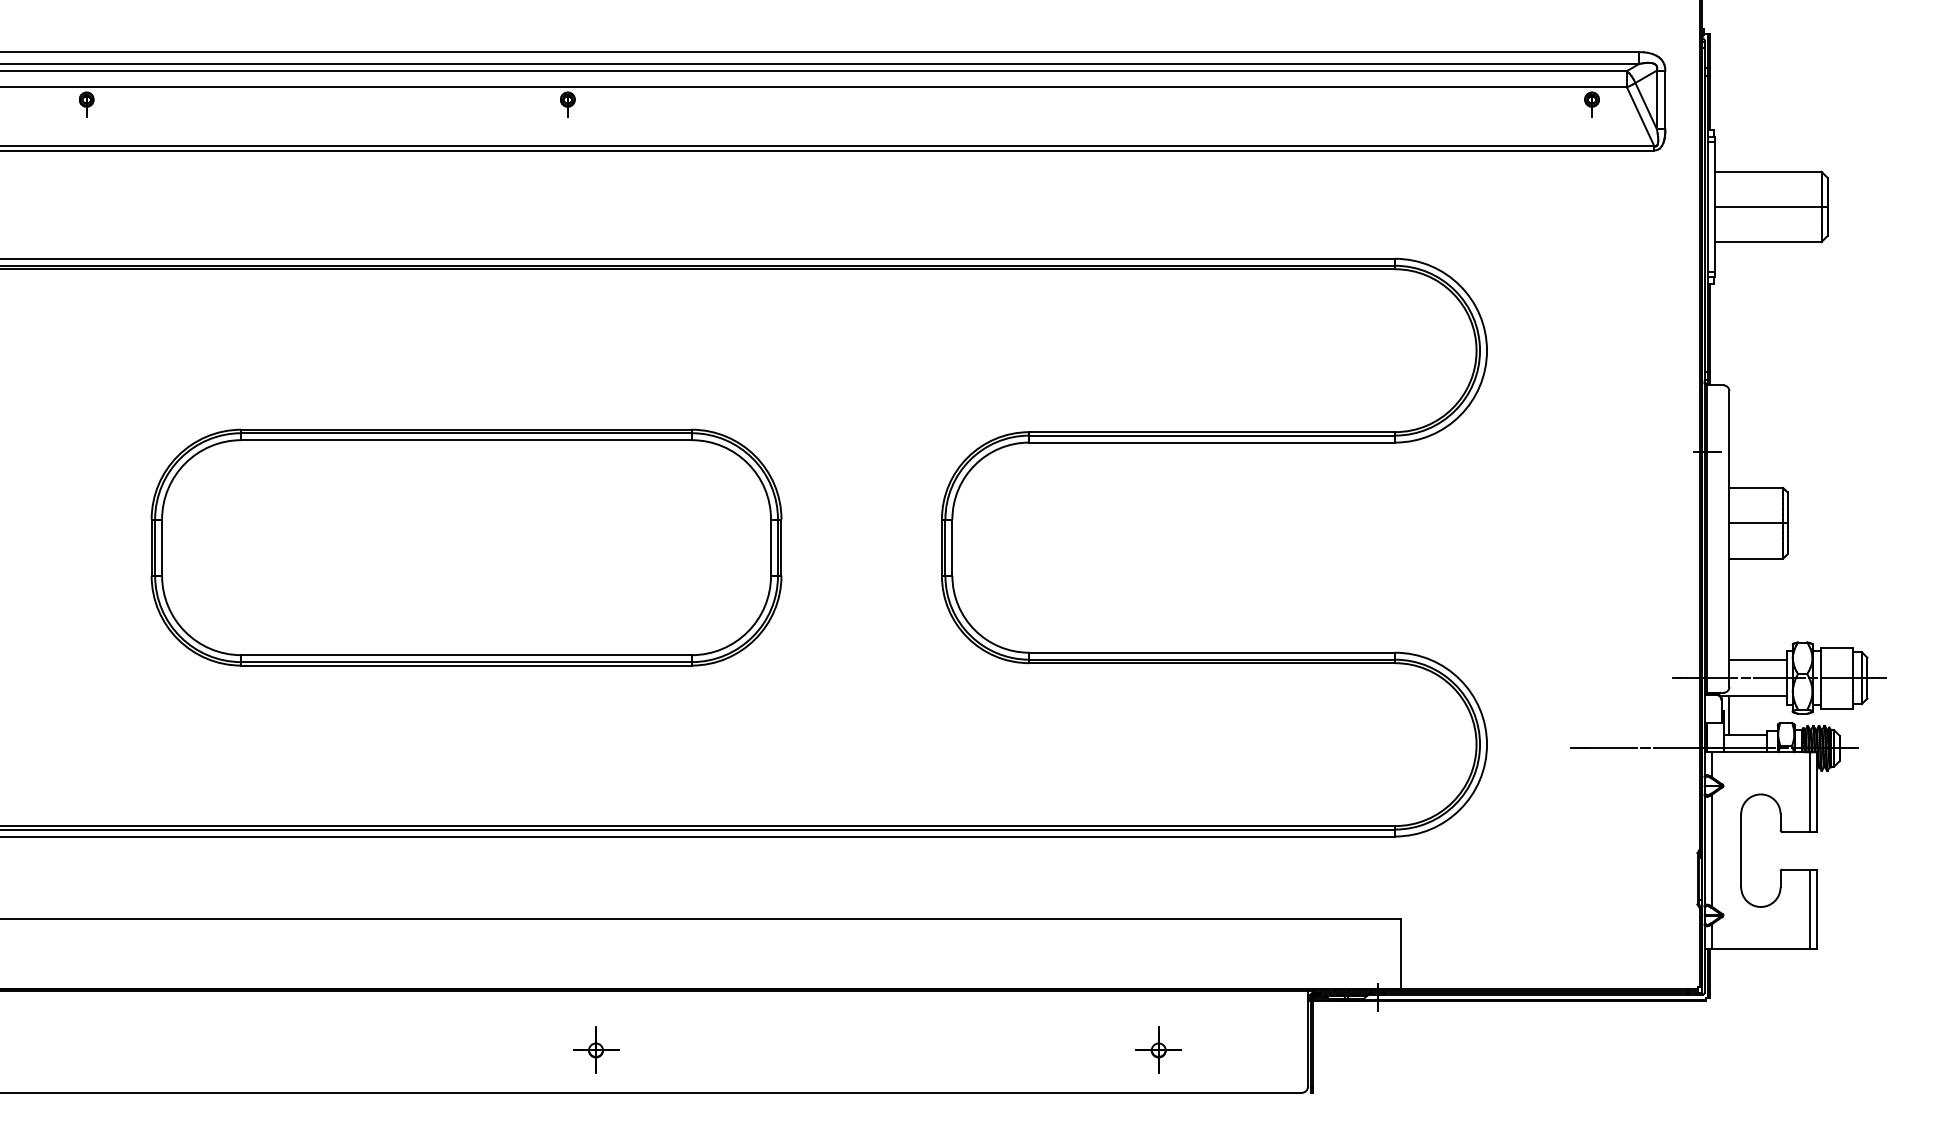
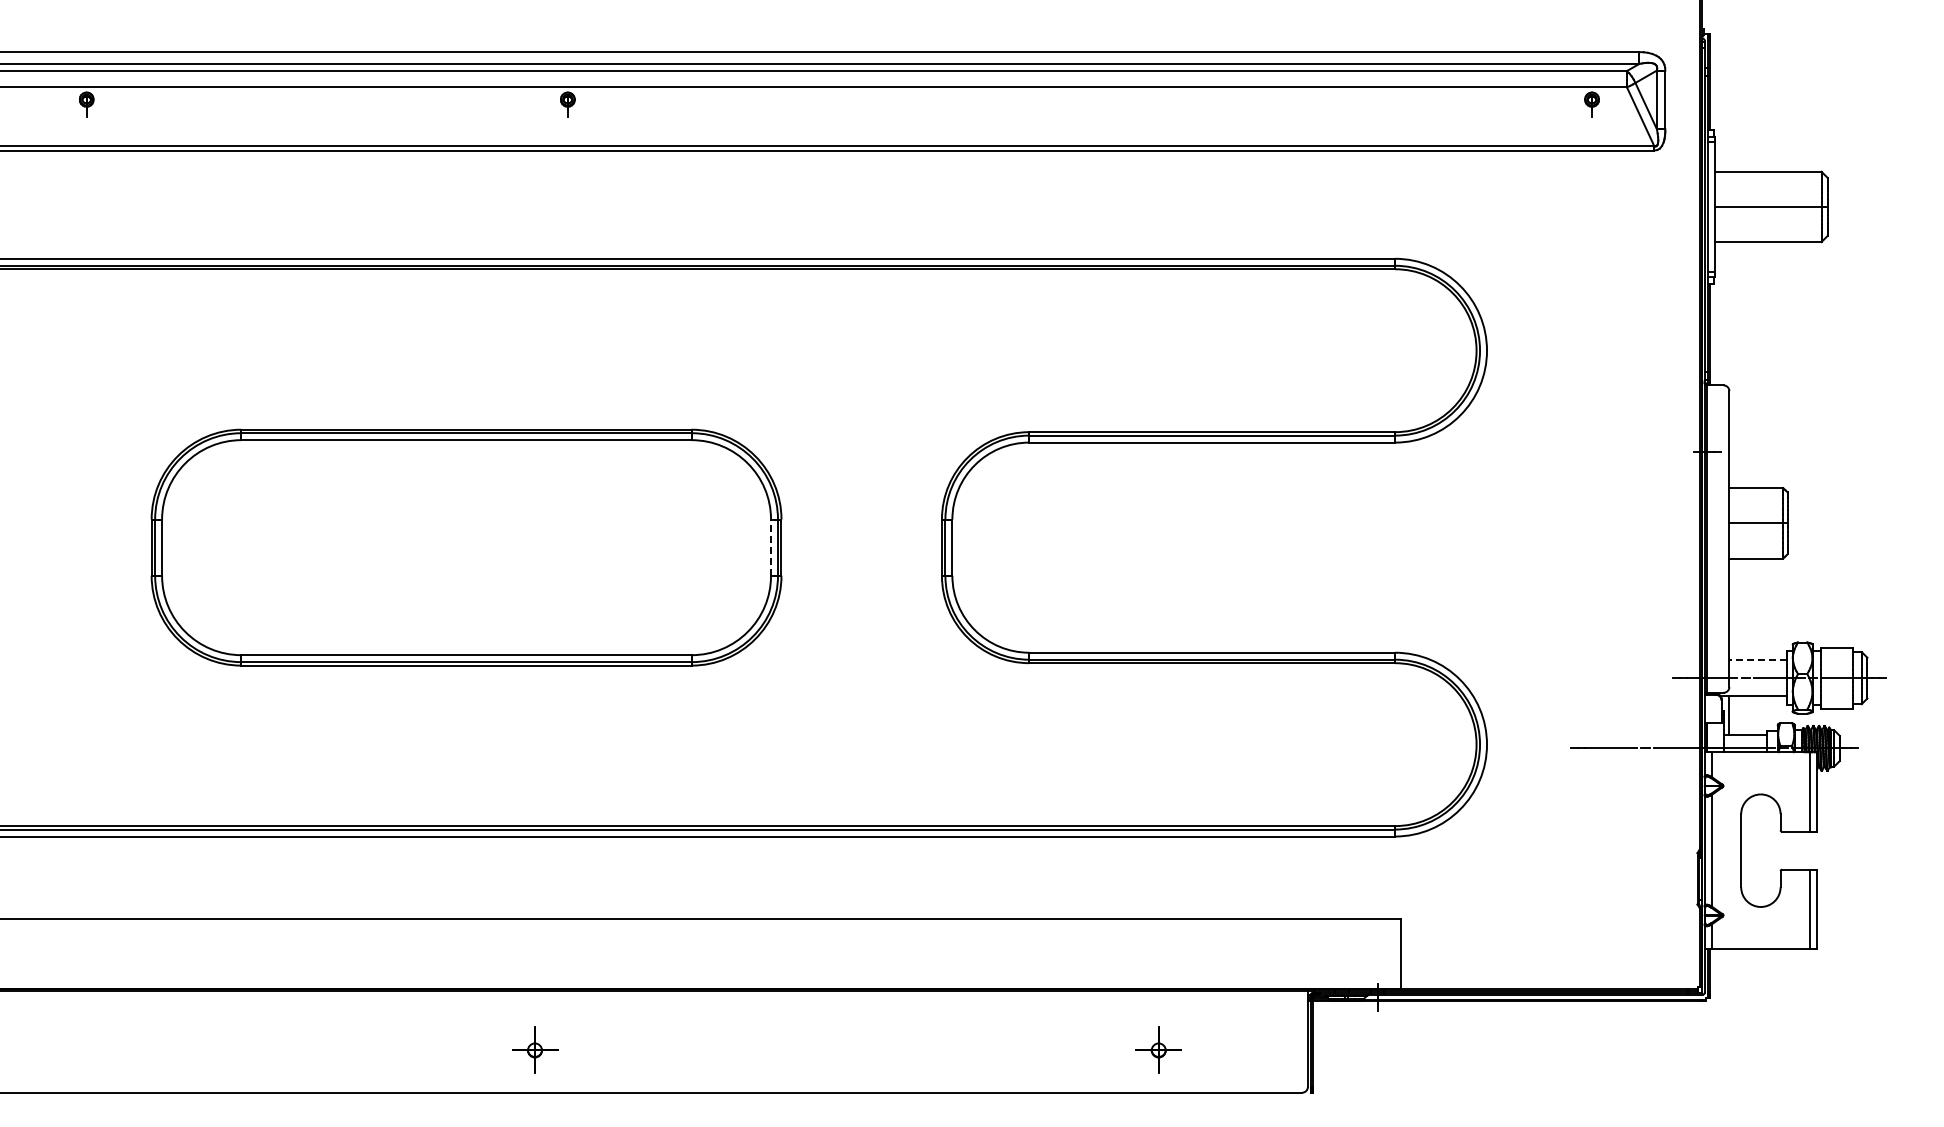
line: solid -> dashed (771, 547)
line: solid -> dashed (1758, 660)
part position: (596, 1049) -> (535, 1049) (535, 1049)
